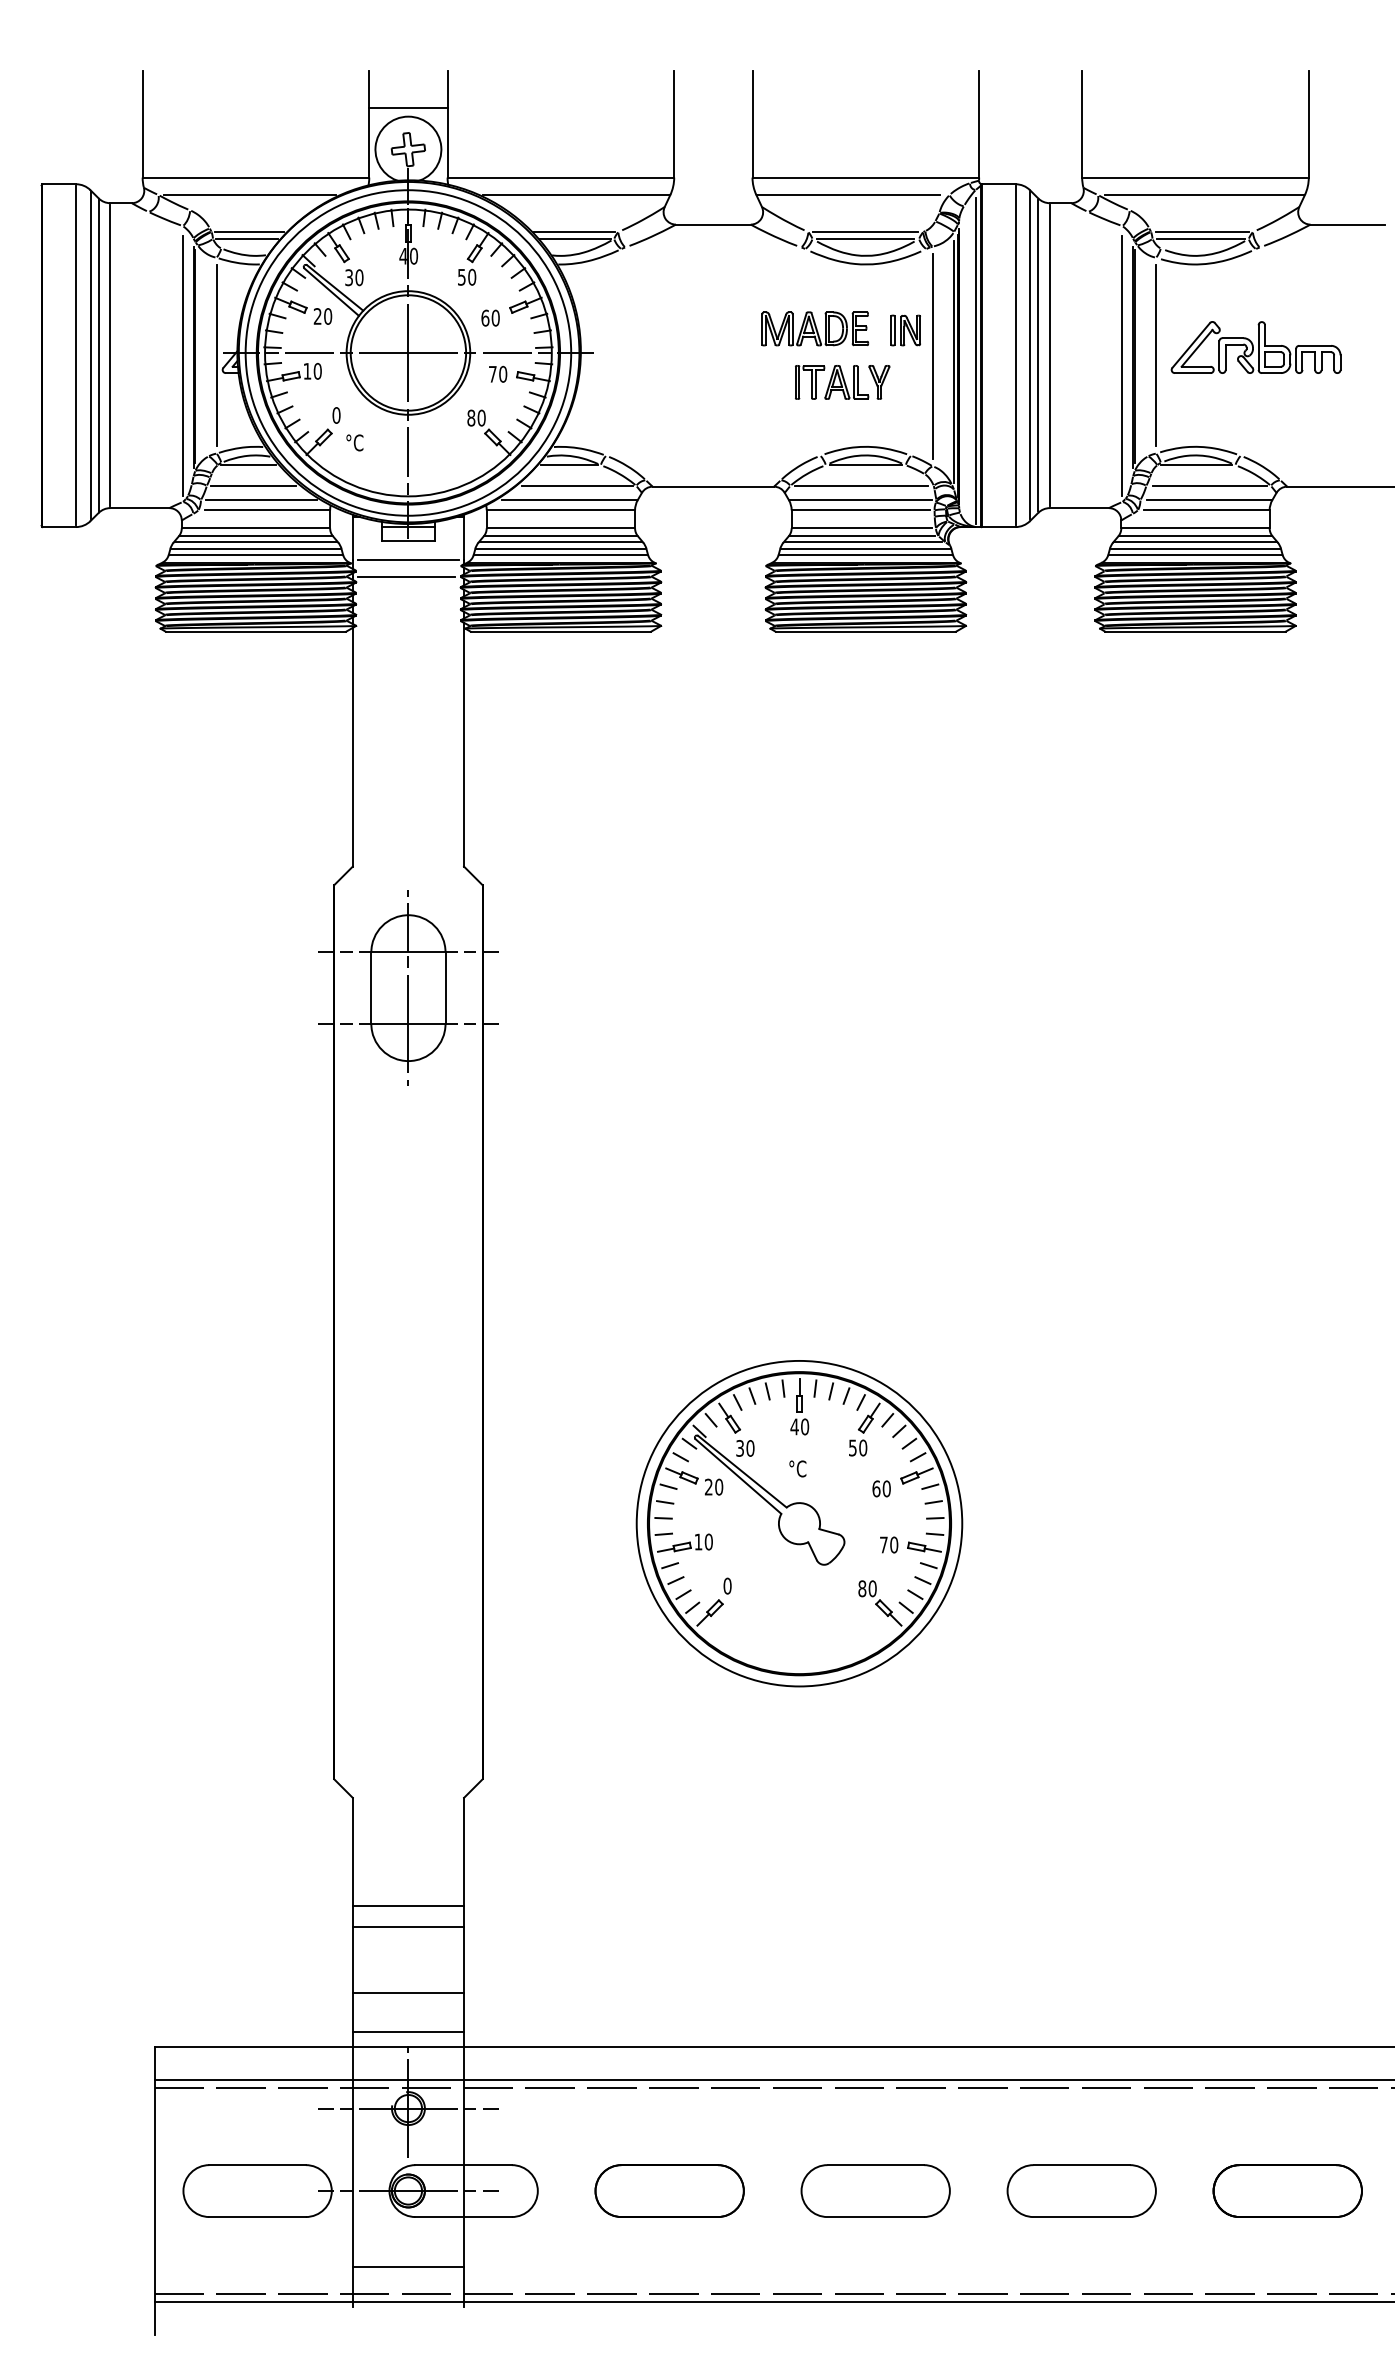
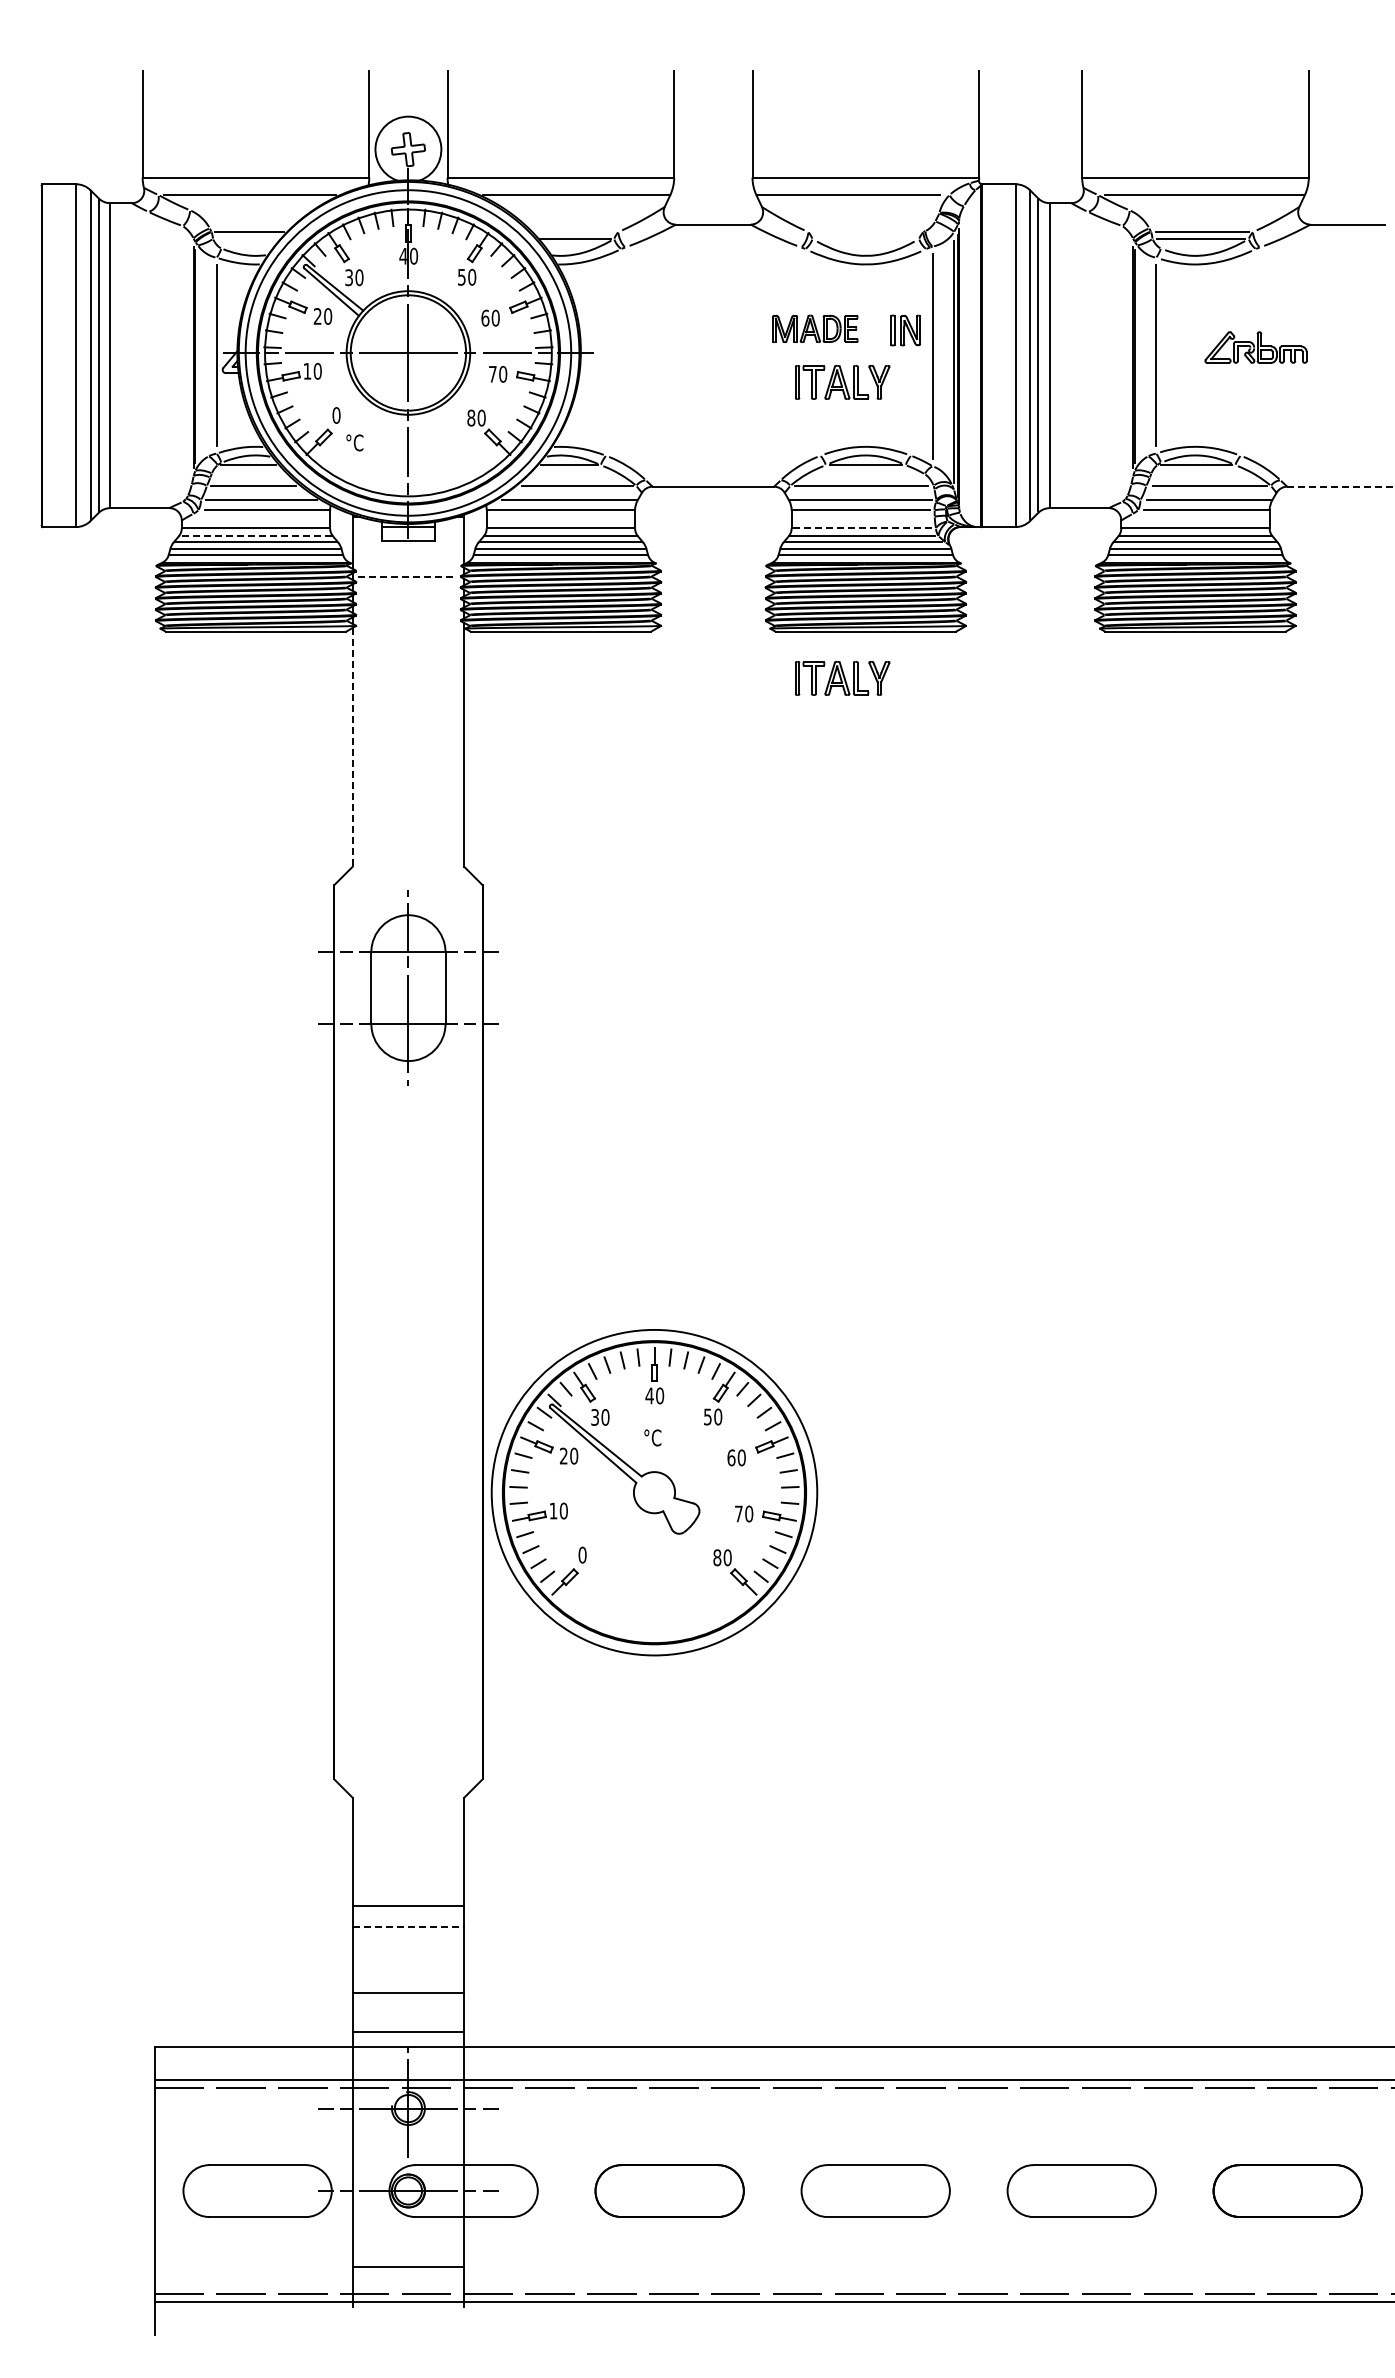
line: present -> none (408, 108)
line: present -> none (573, 232)
line: present -> none (865, 232)
line: present -> none (246, 238)
line: present -> none (865, 238)
part size: 109x36 px -> 87x29 px (815, 328)
part size: 172x53 px -> 104x33 px (1255, 347)
line: present -> none (975, 360)
line: present -> none (182, 366)
line: present -> none (1122, 366)
line: solid -> dashed (1340, 486)
line: solid -> dashed (862, 528)
line: solid -> dashed (255, 536)
line: present -> none (408, 559)
line: solid -> dashed (406, 577)
part: none -> present (842, 678)
line: solid -> dashed (352, 747)
part position: (799, 1523) -> (654, 1492) (654, 1492)
line: solid -> dashed (408, 1927)
